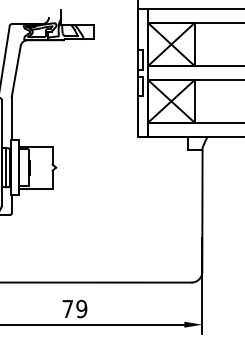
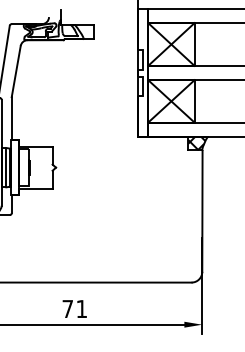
hatch: none -> present (196, 143)
text: 79 -> 71 (81, 308)
